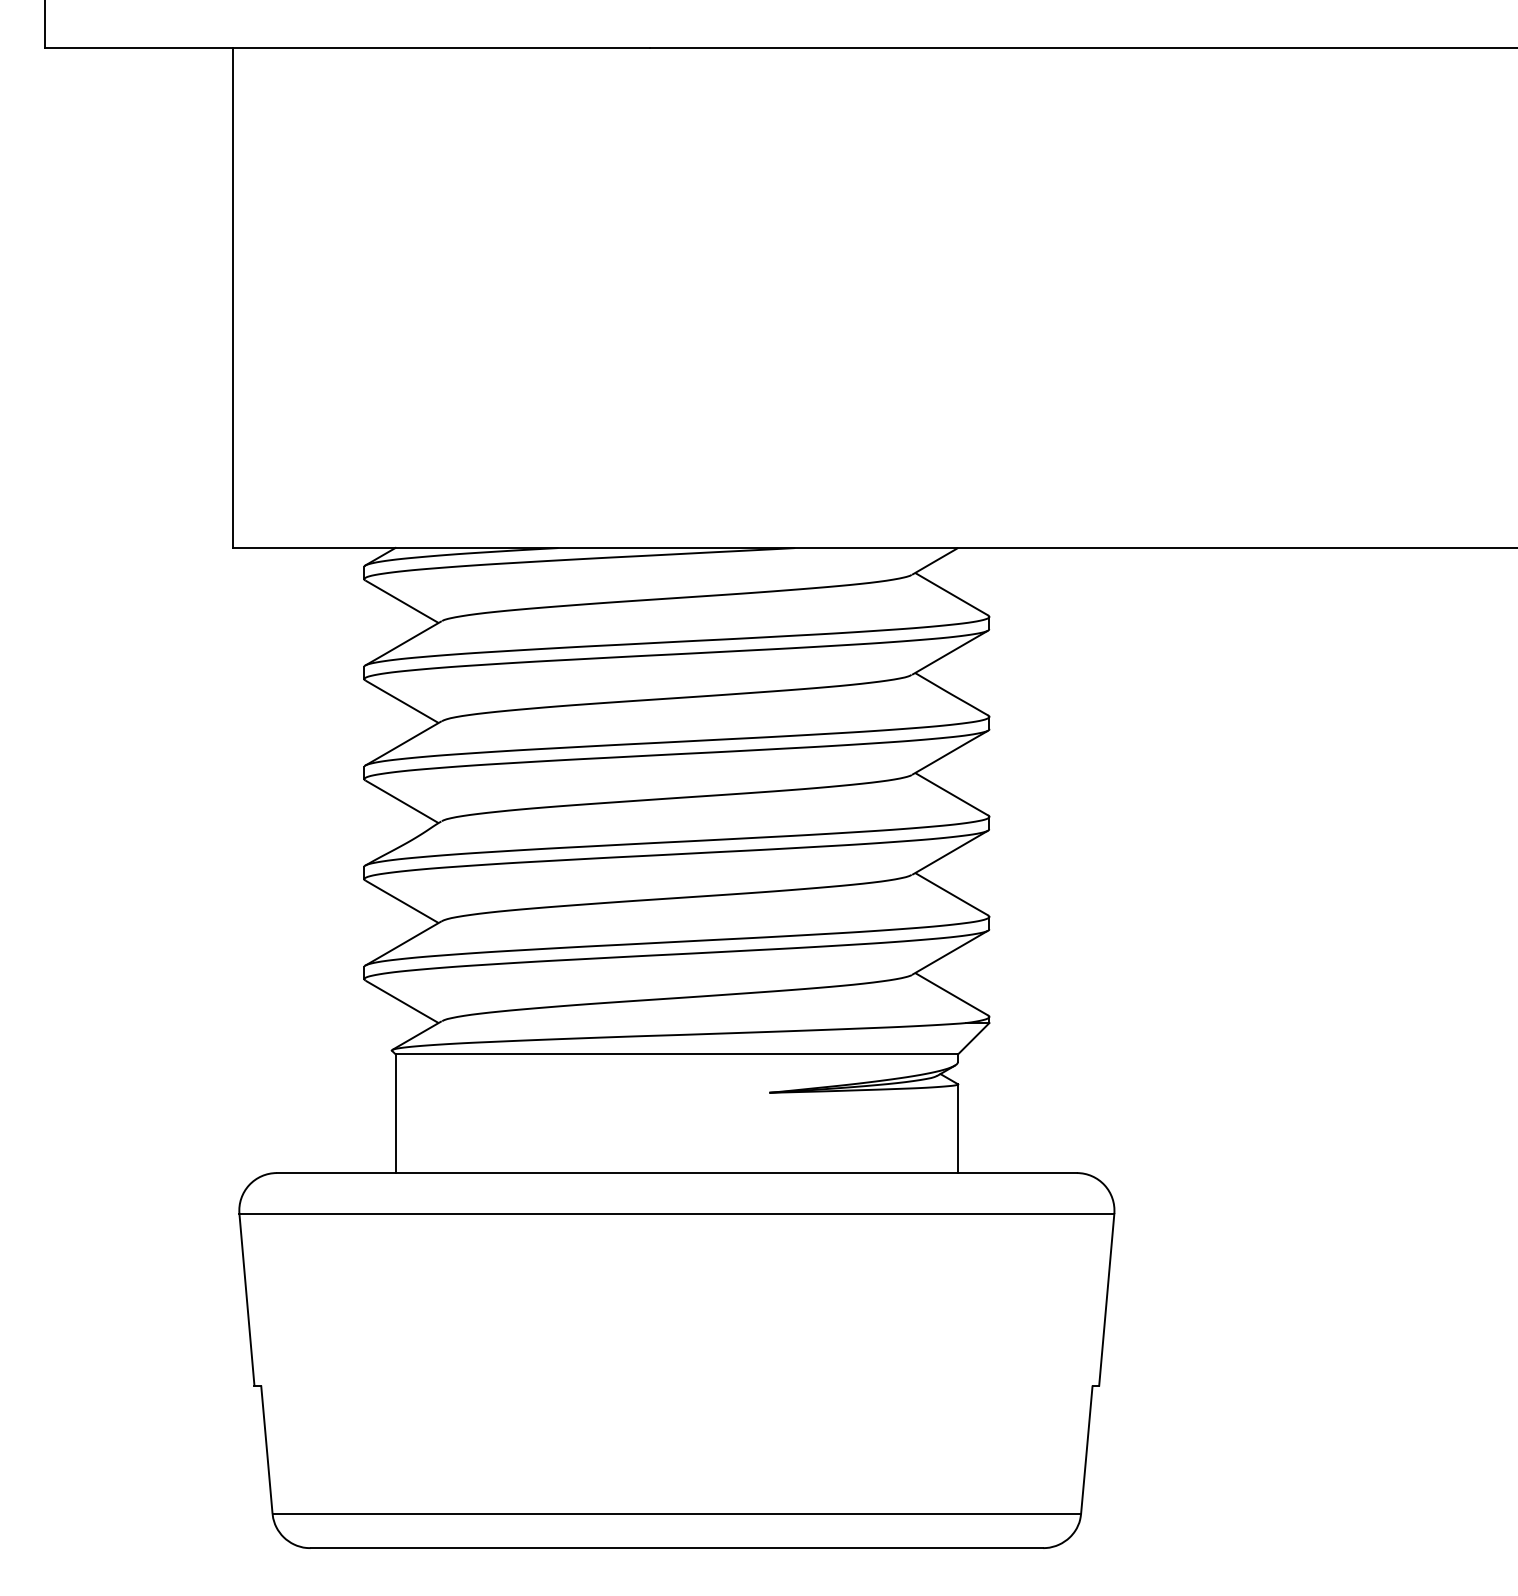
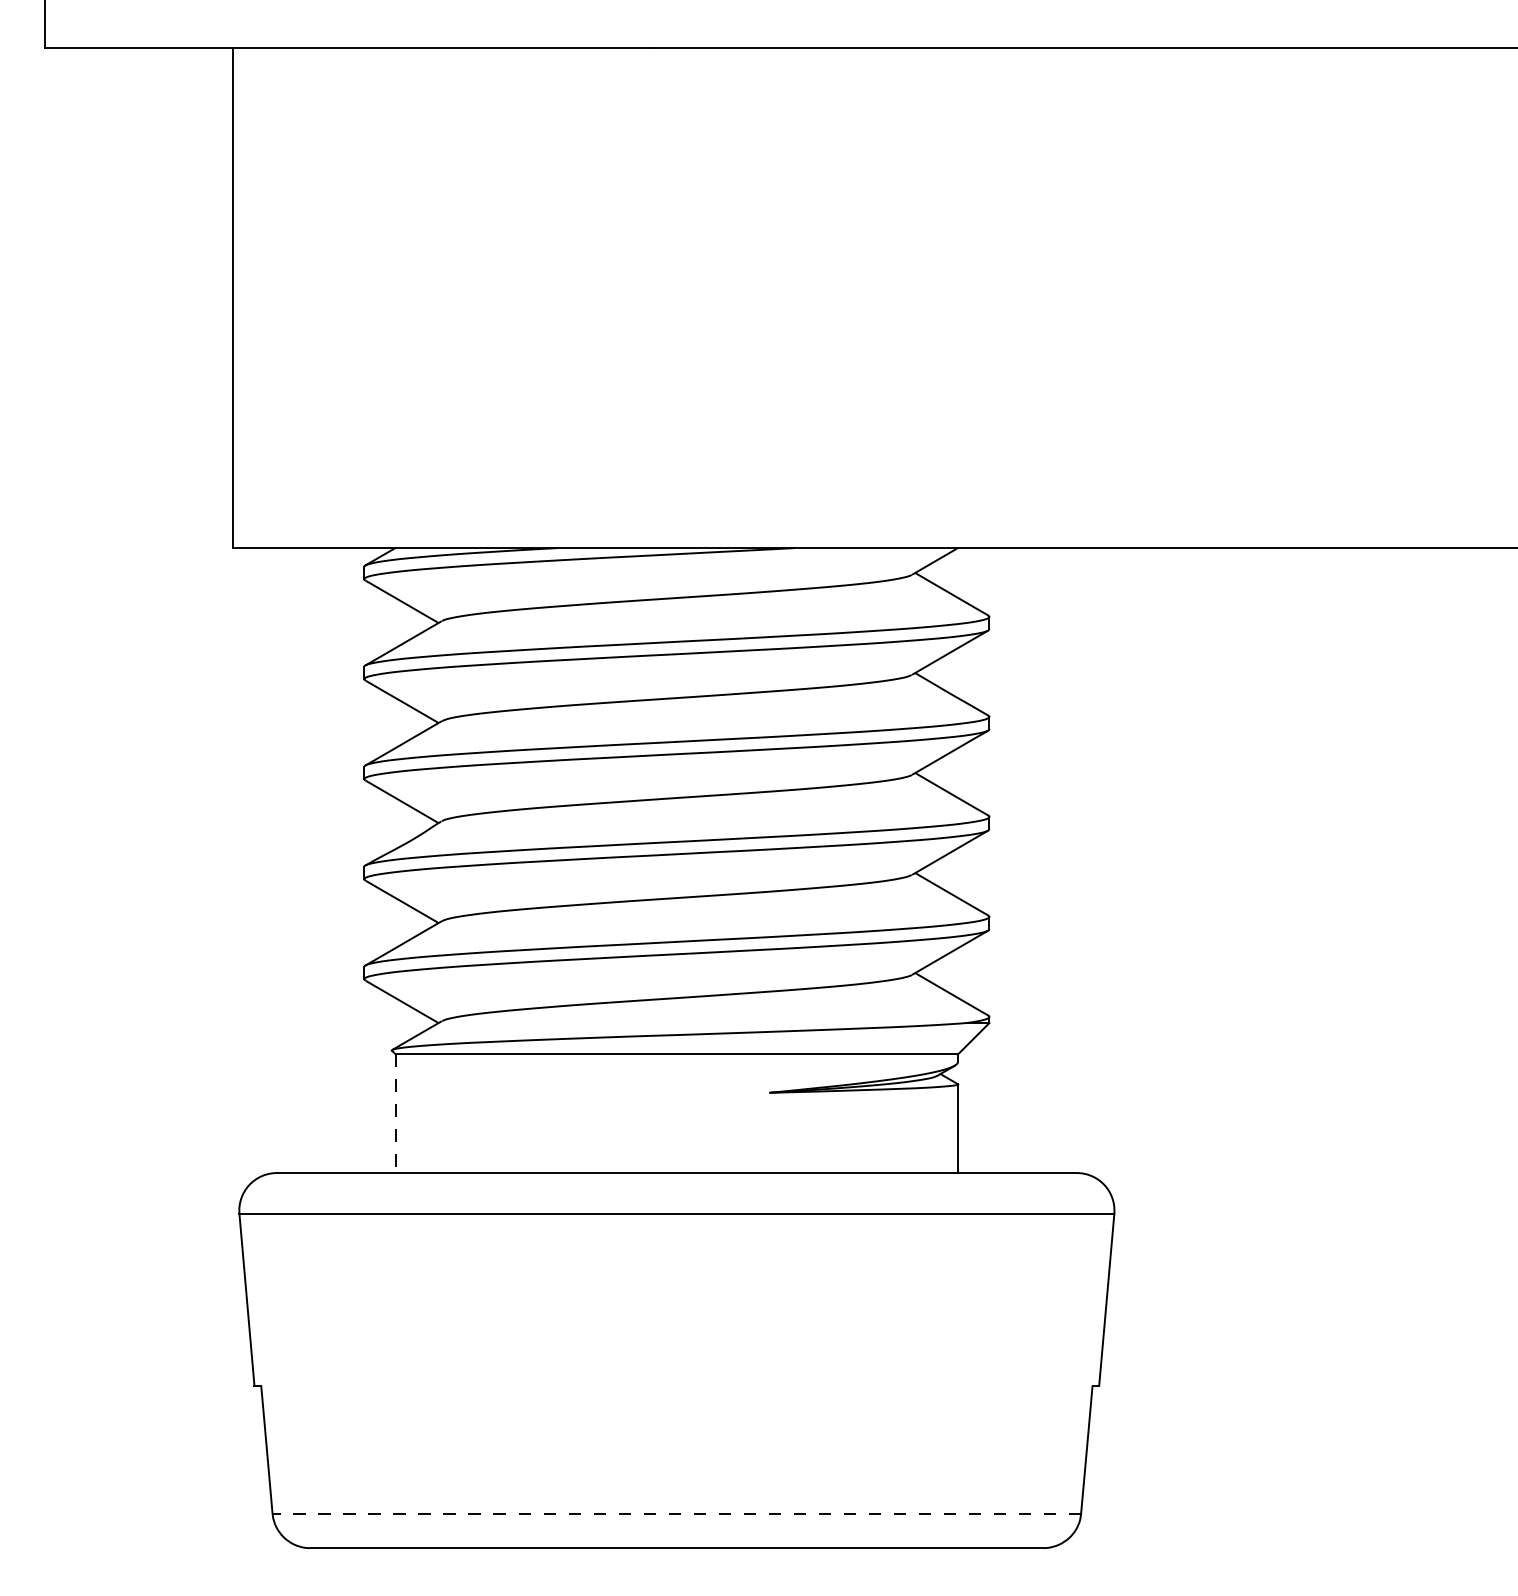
line: solid -> dashed (395, 1114)
line: solid -> dashed (676, 1513)
